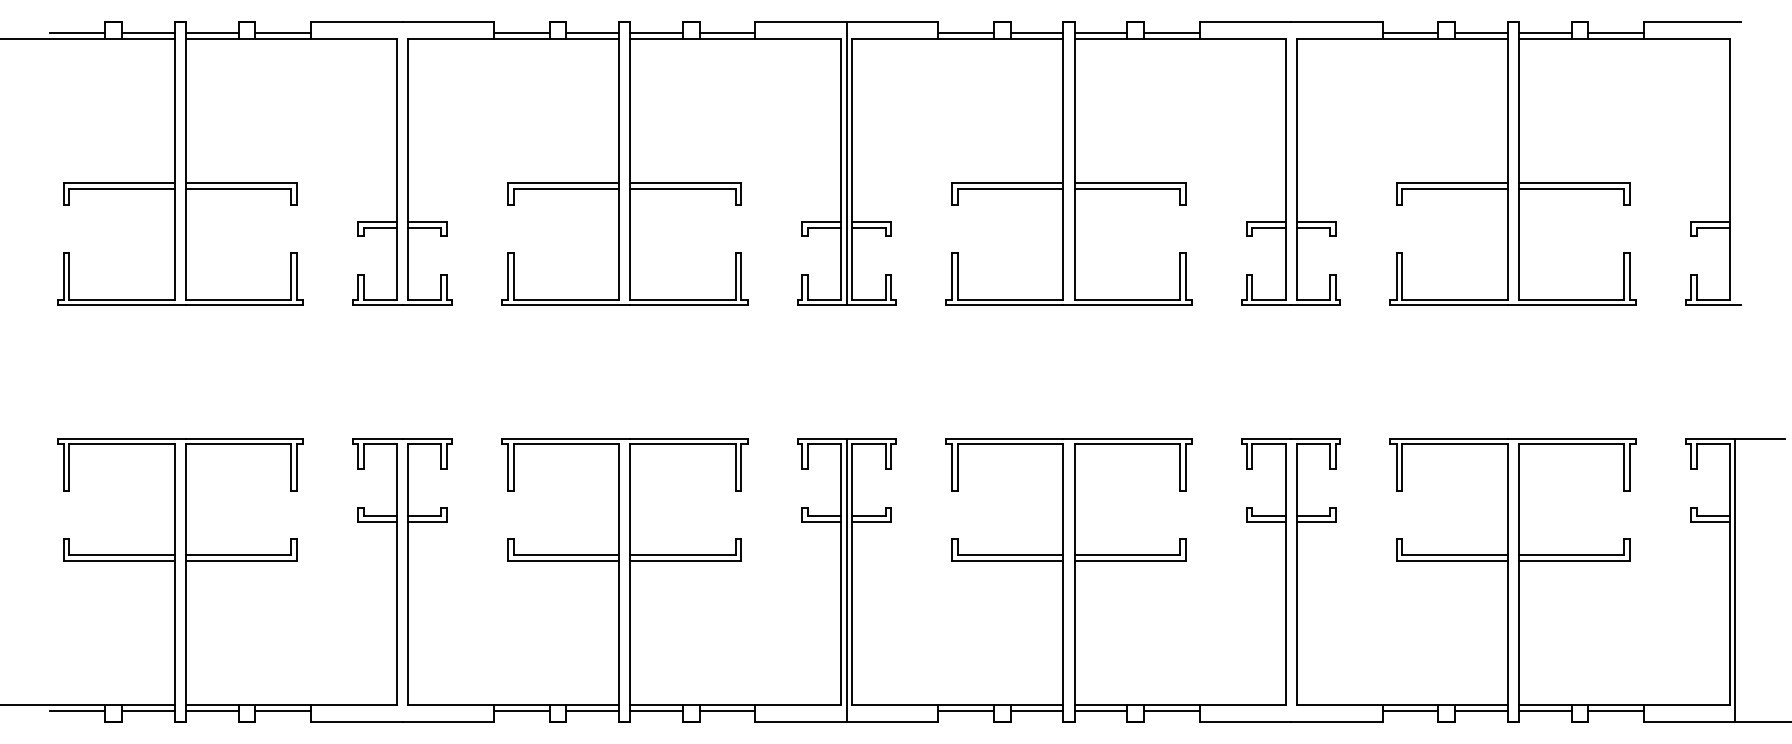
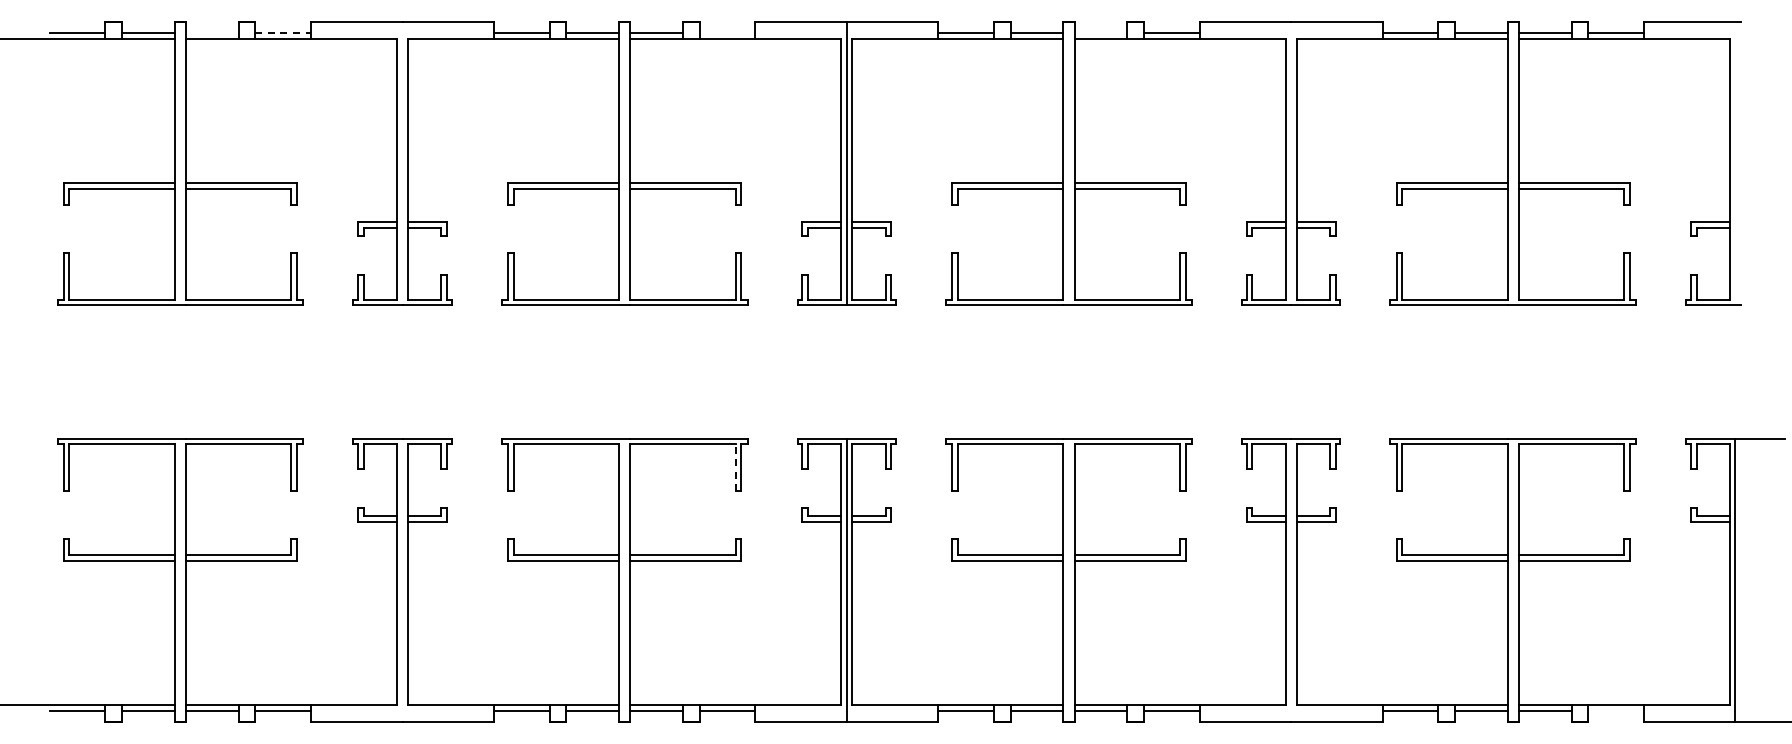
line: present -> none (211, 33)
line: solid -> dashed (283, 33)
line: present -> none (727, 33)
line: present -> none (1100, 33)
line: solid -> dashed (735, 467)
line: present -> none (1615, 710)
